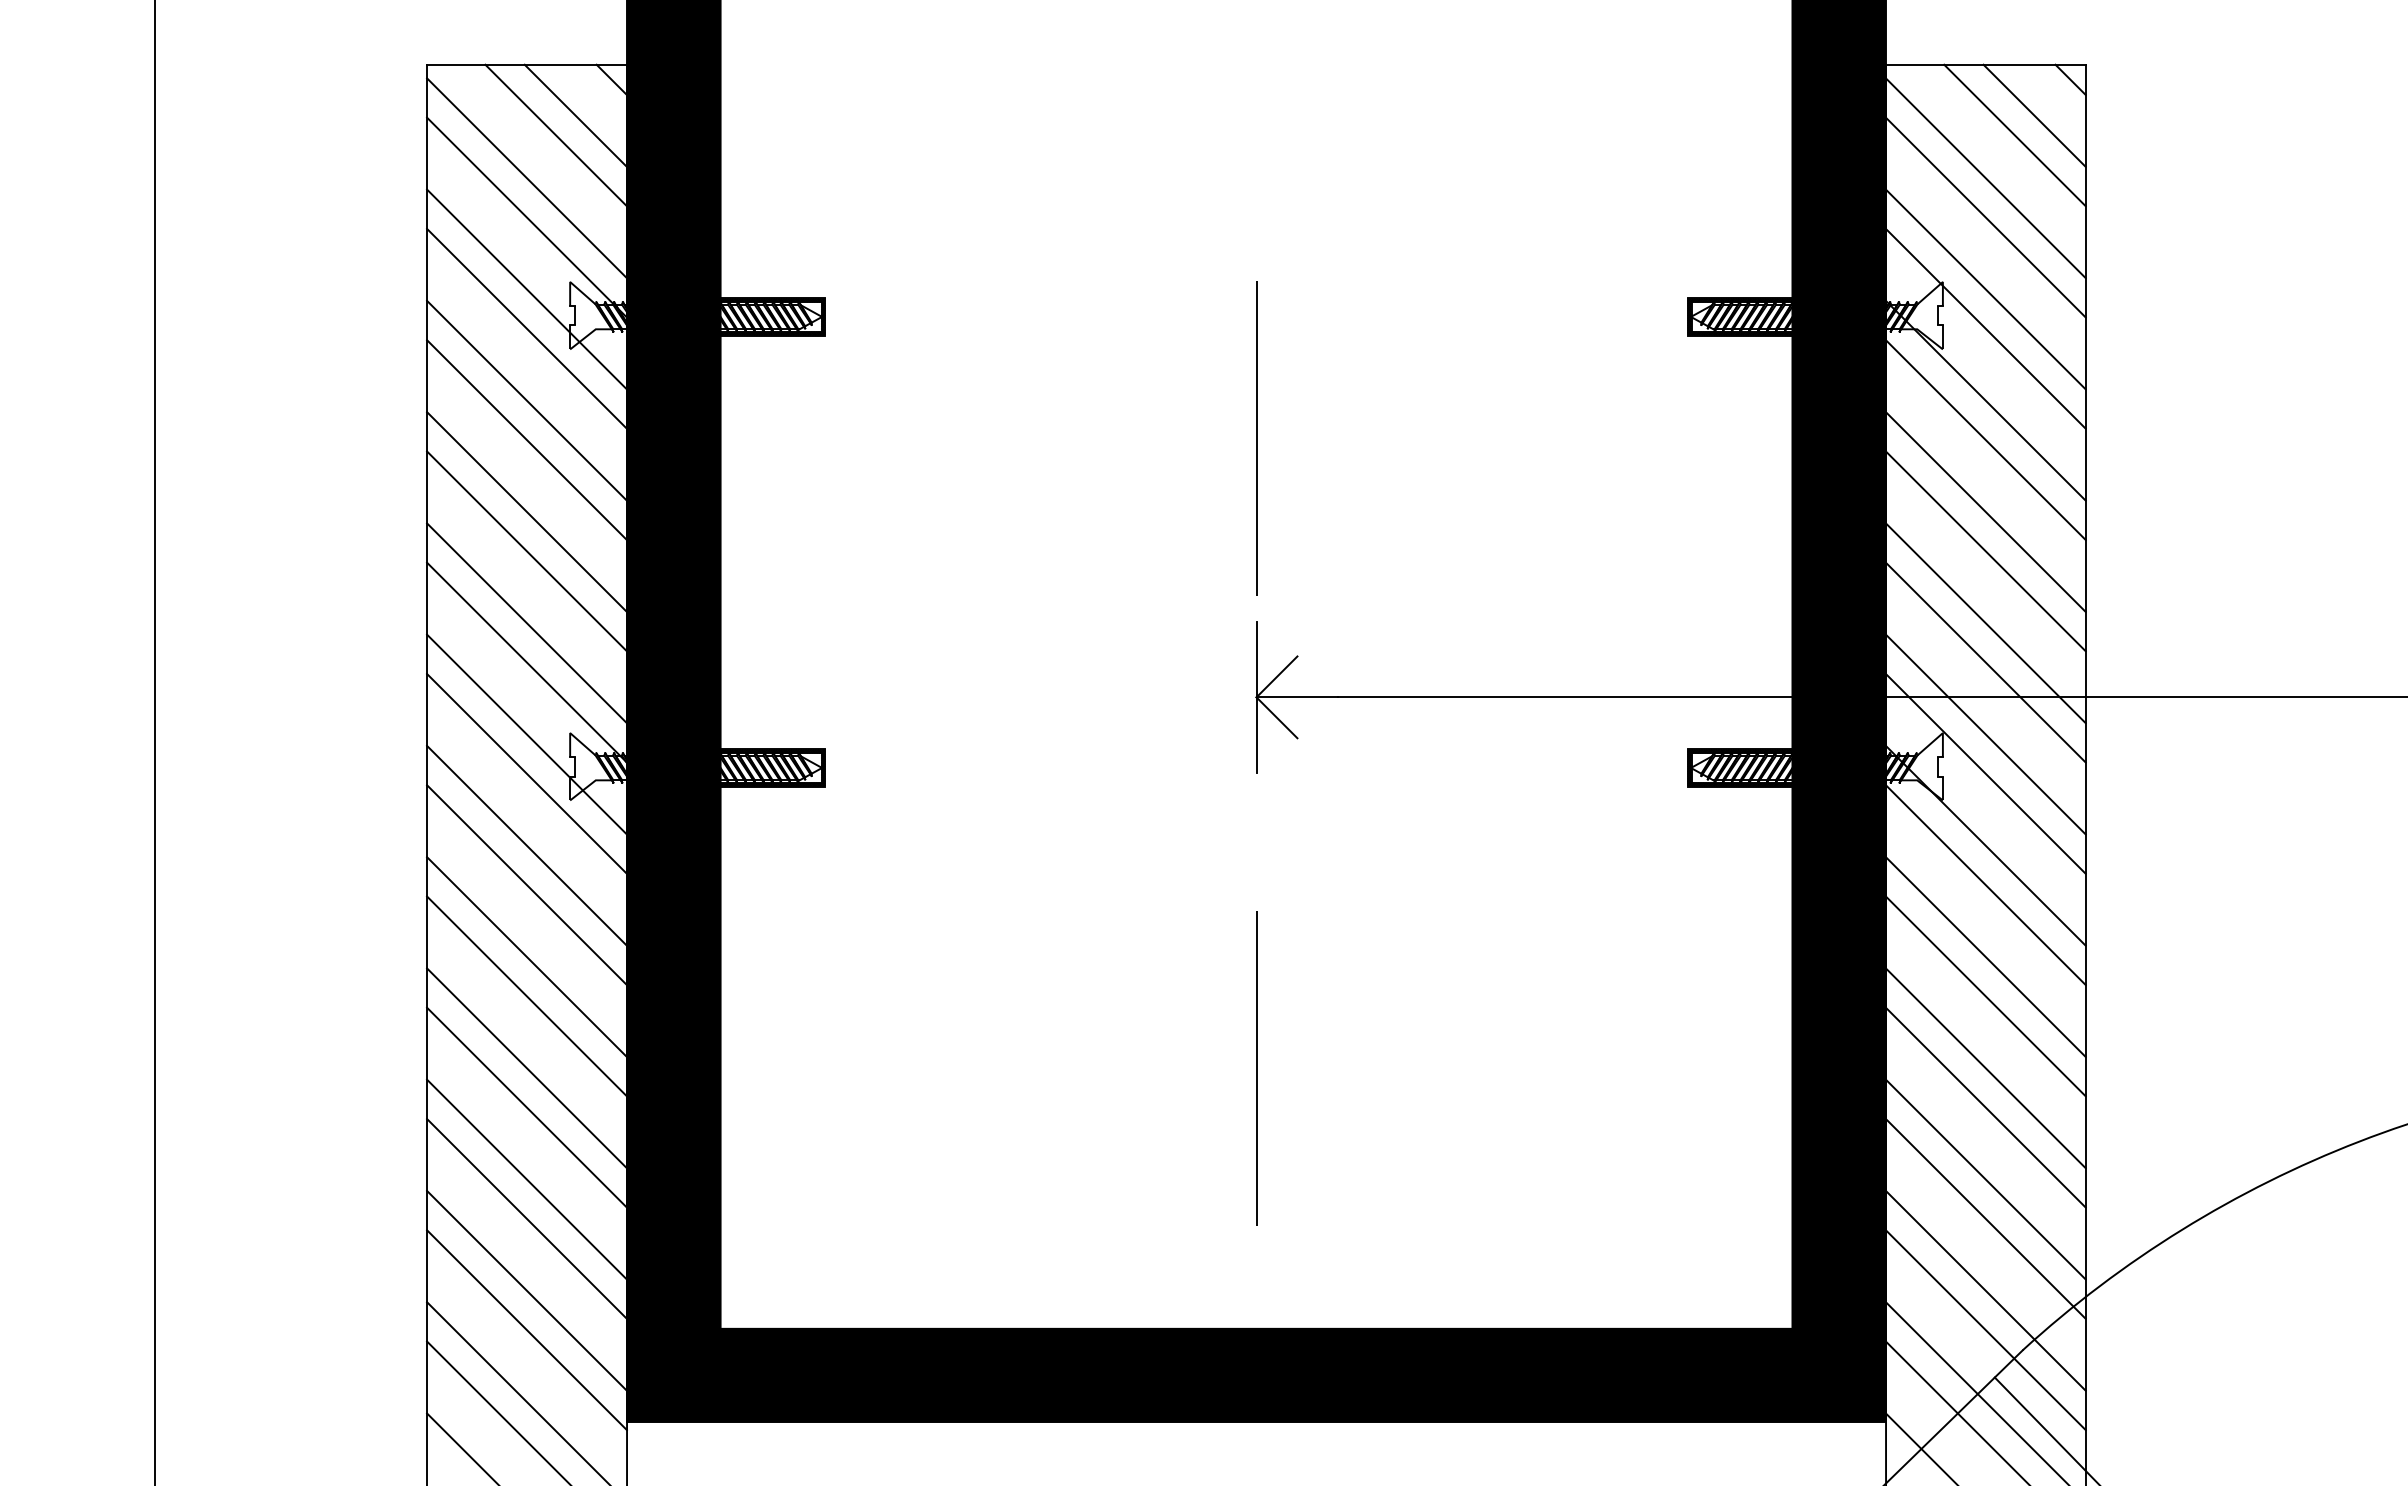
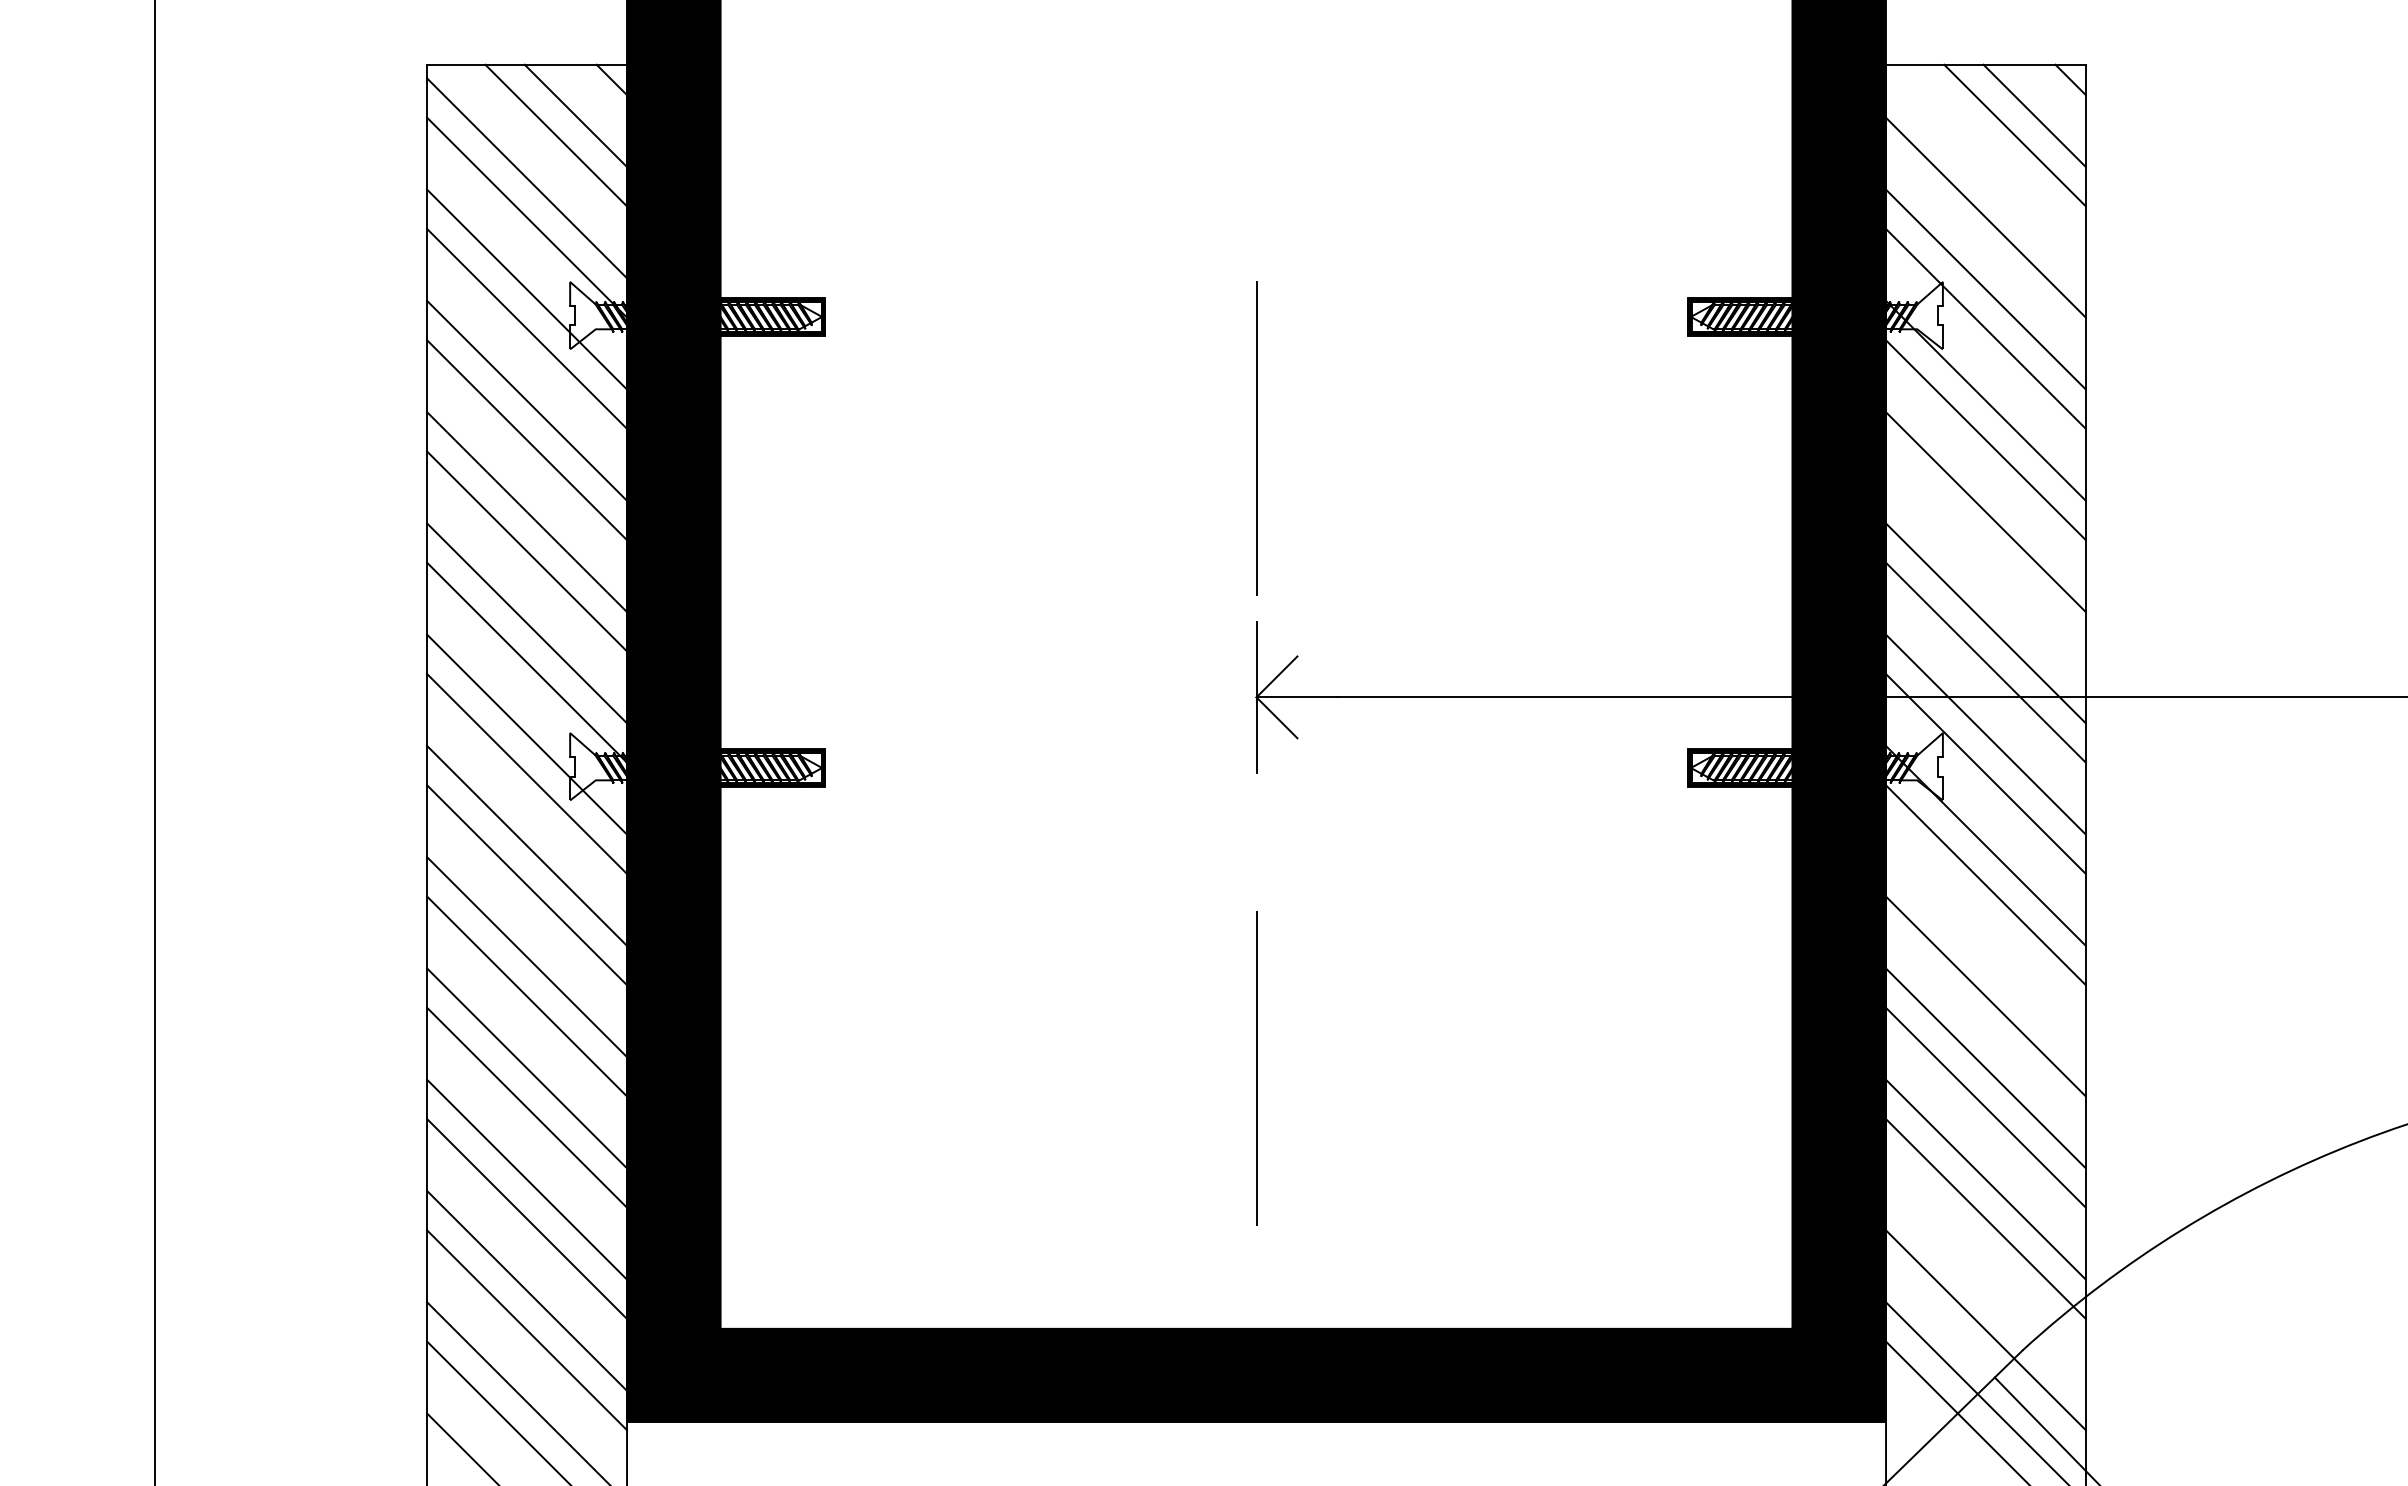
line: present -> none (1985, 178)
line: present -> none (1985, 551)
line: present -> none (1985, 956)
line: present -> none (1985, 1290)
line: present -> none (1920, 1447)
